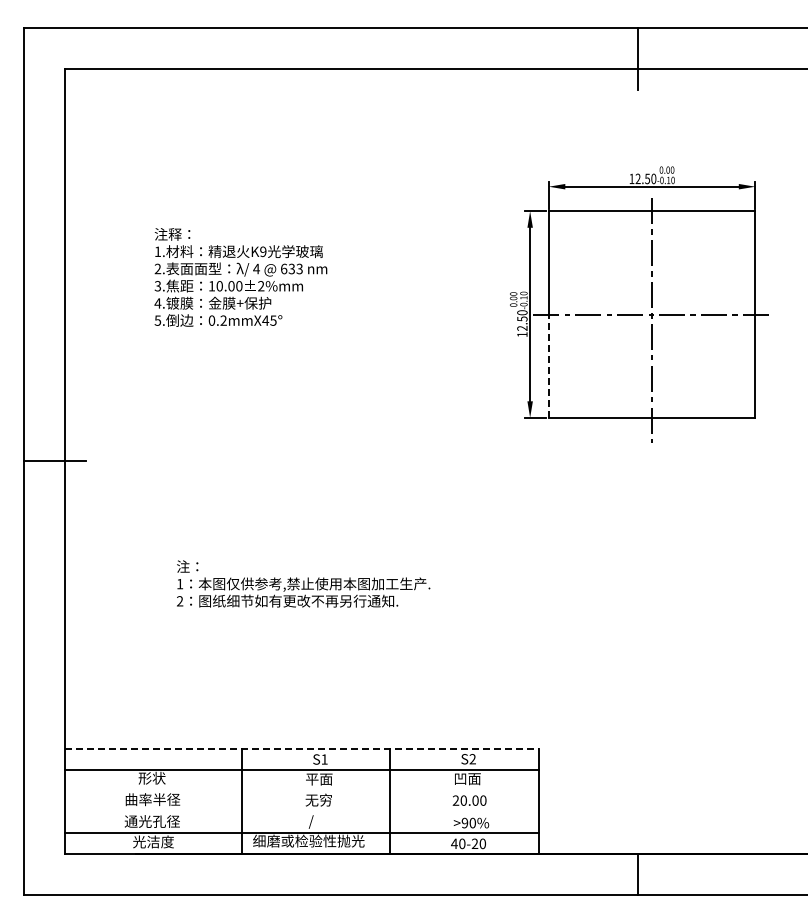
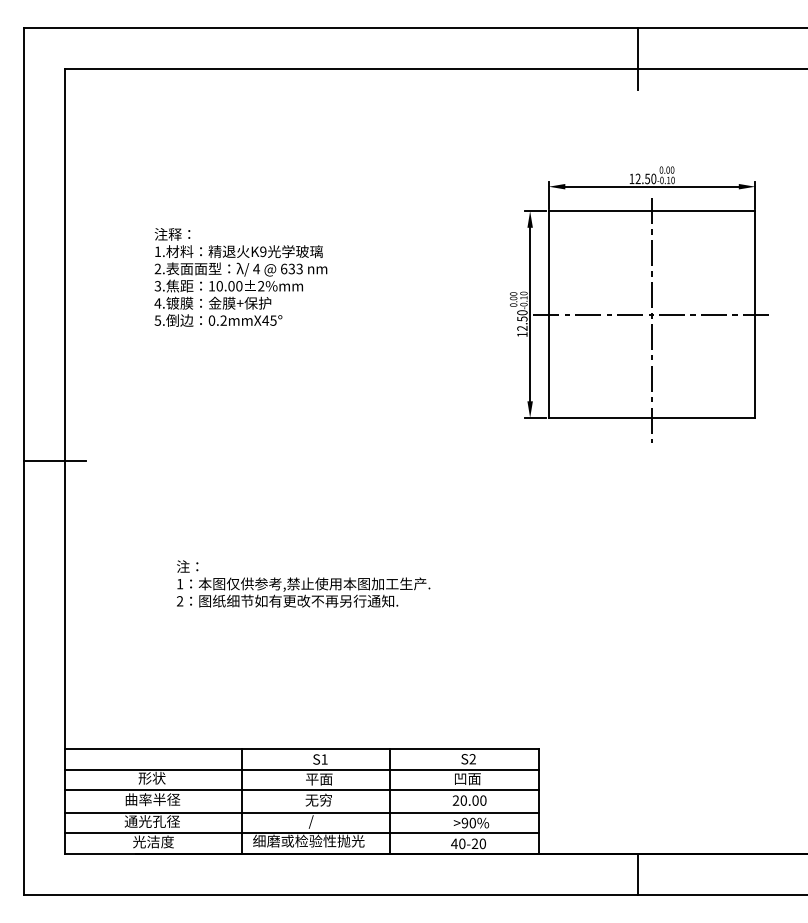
line: dashed -> solid (548, 366)
line: dashed -> solid (302, 749)
line: none -> present (302, 790)
line: none -> present (302, 812)
